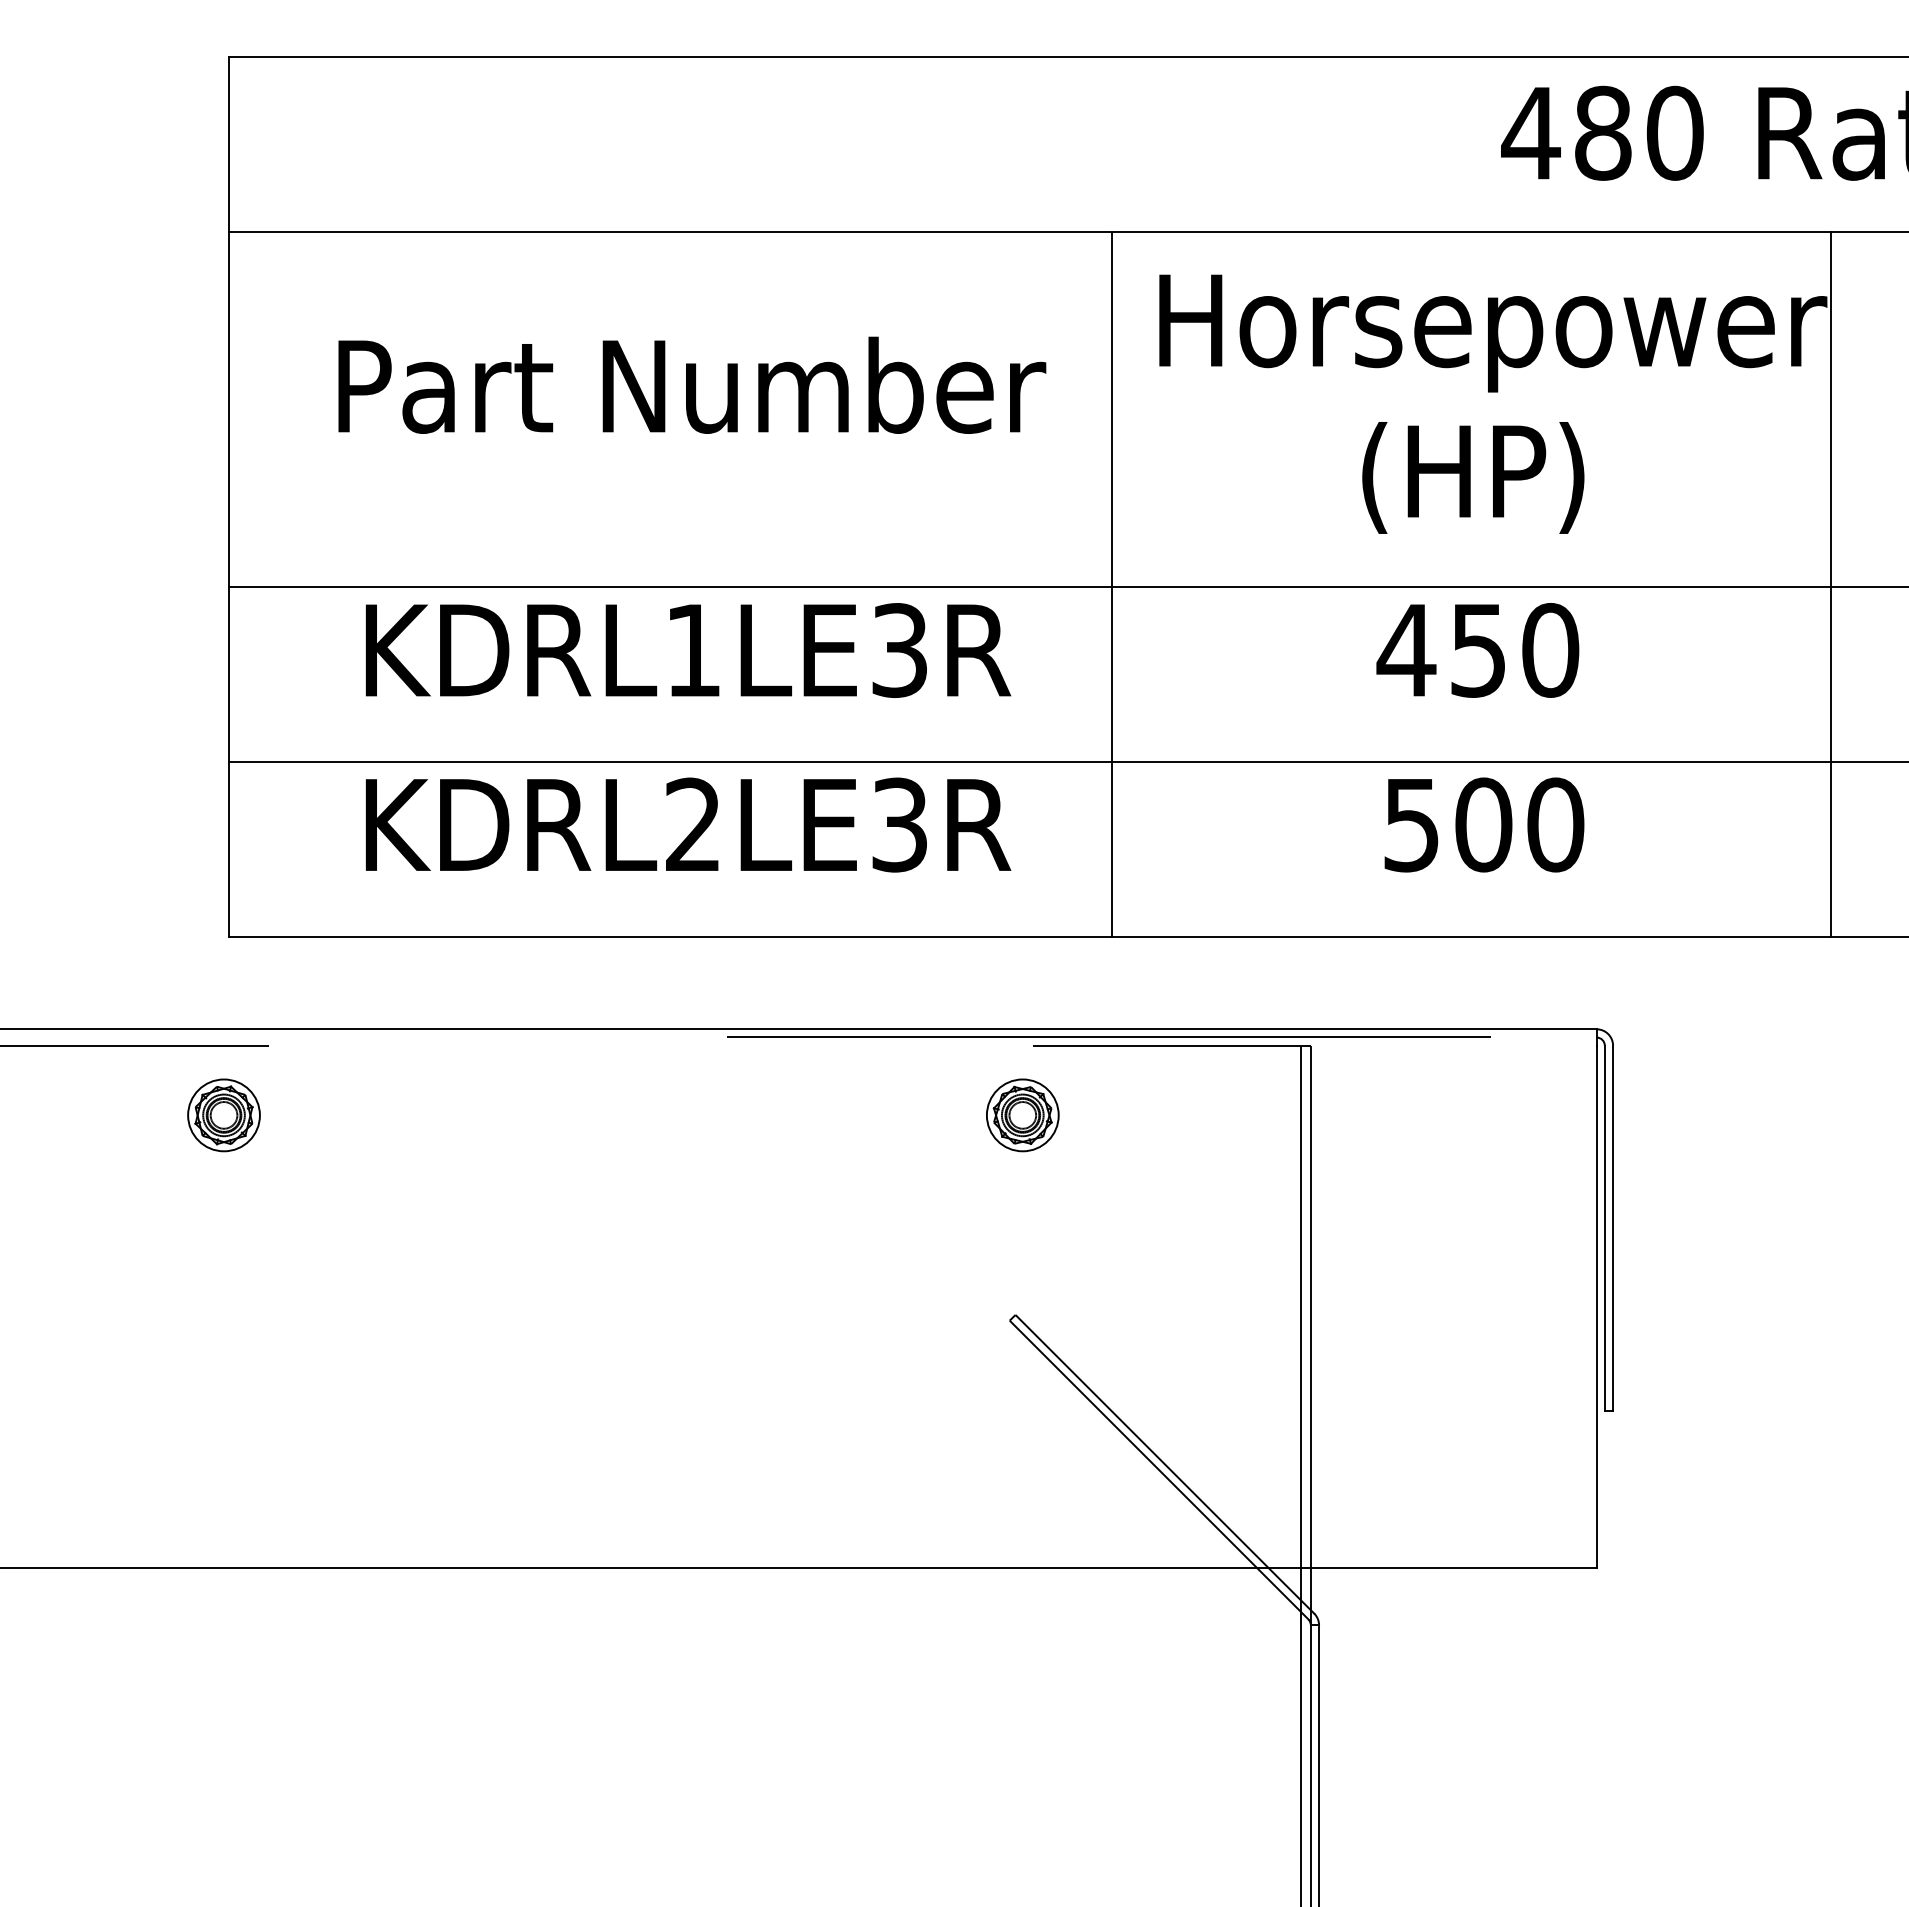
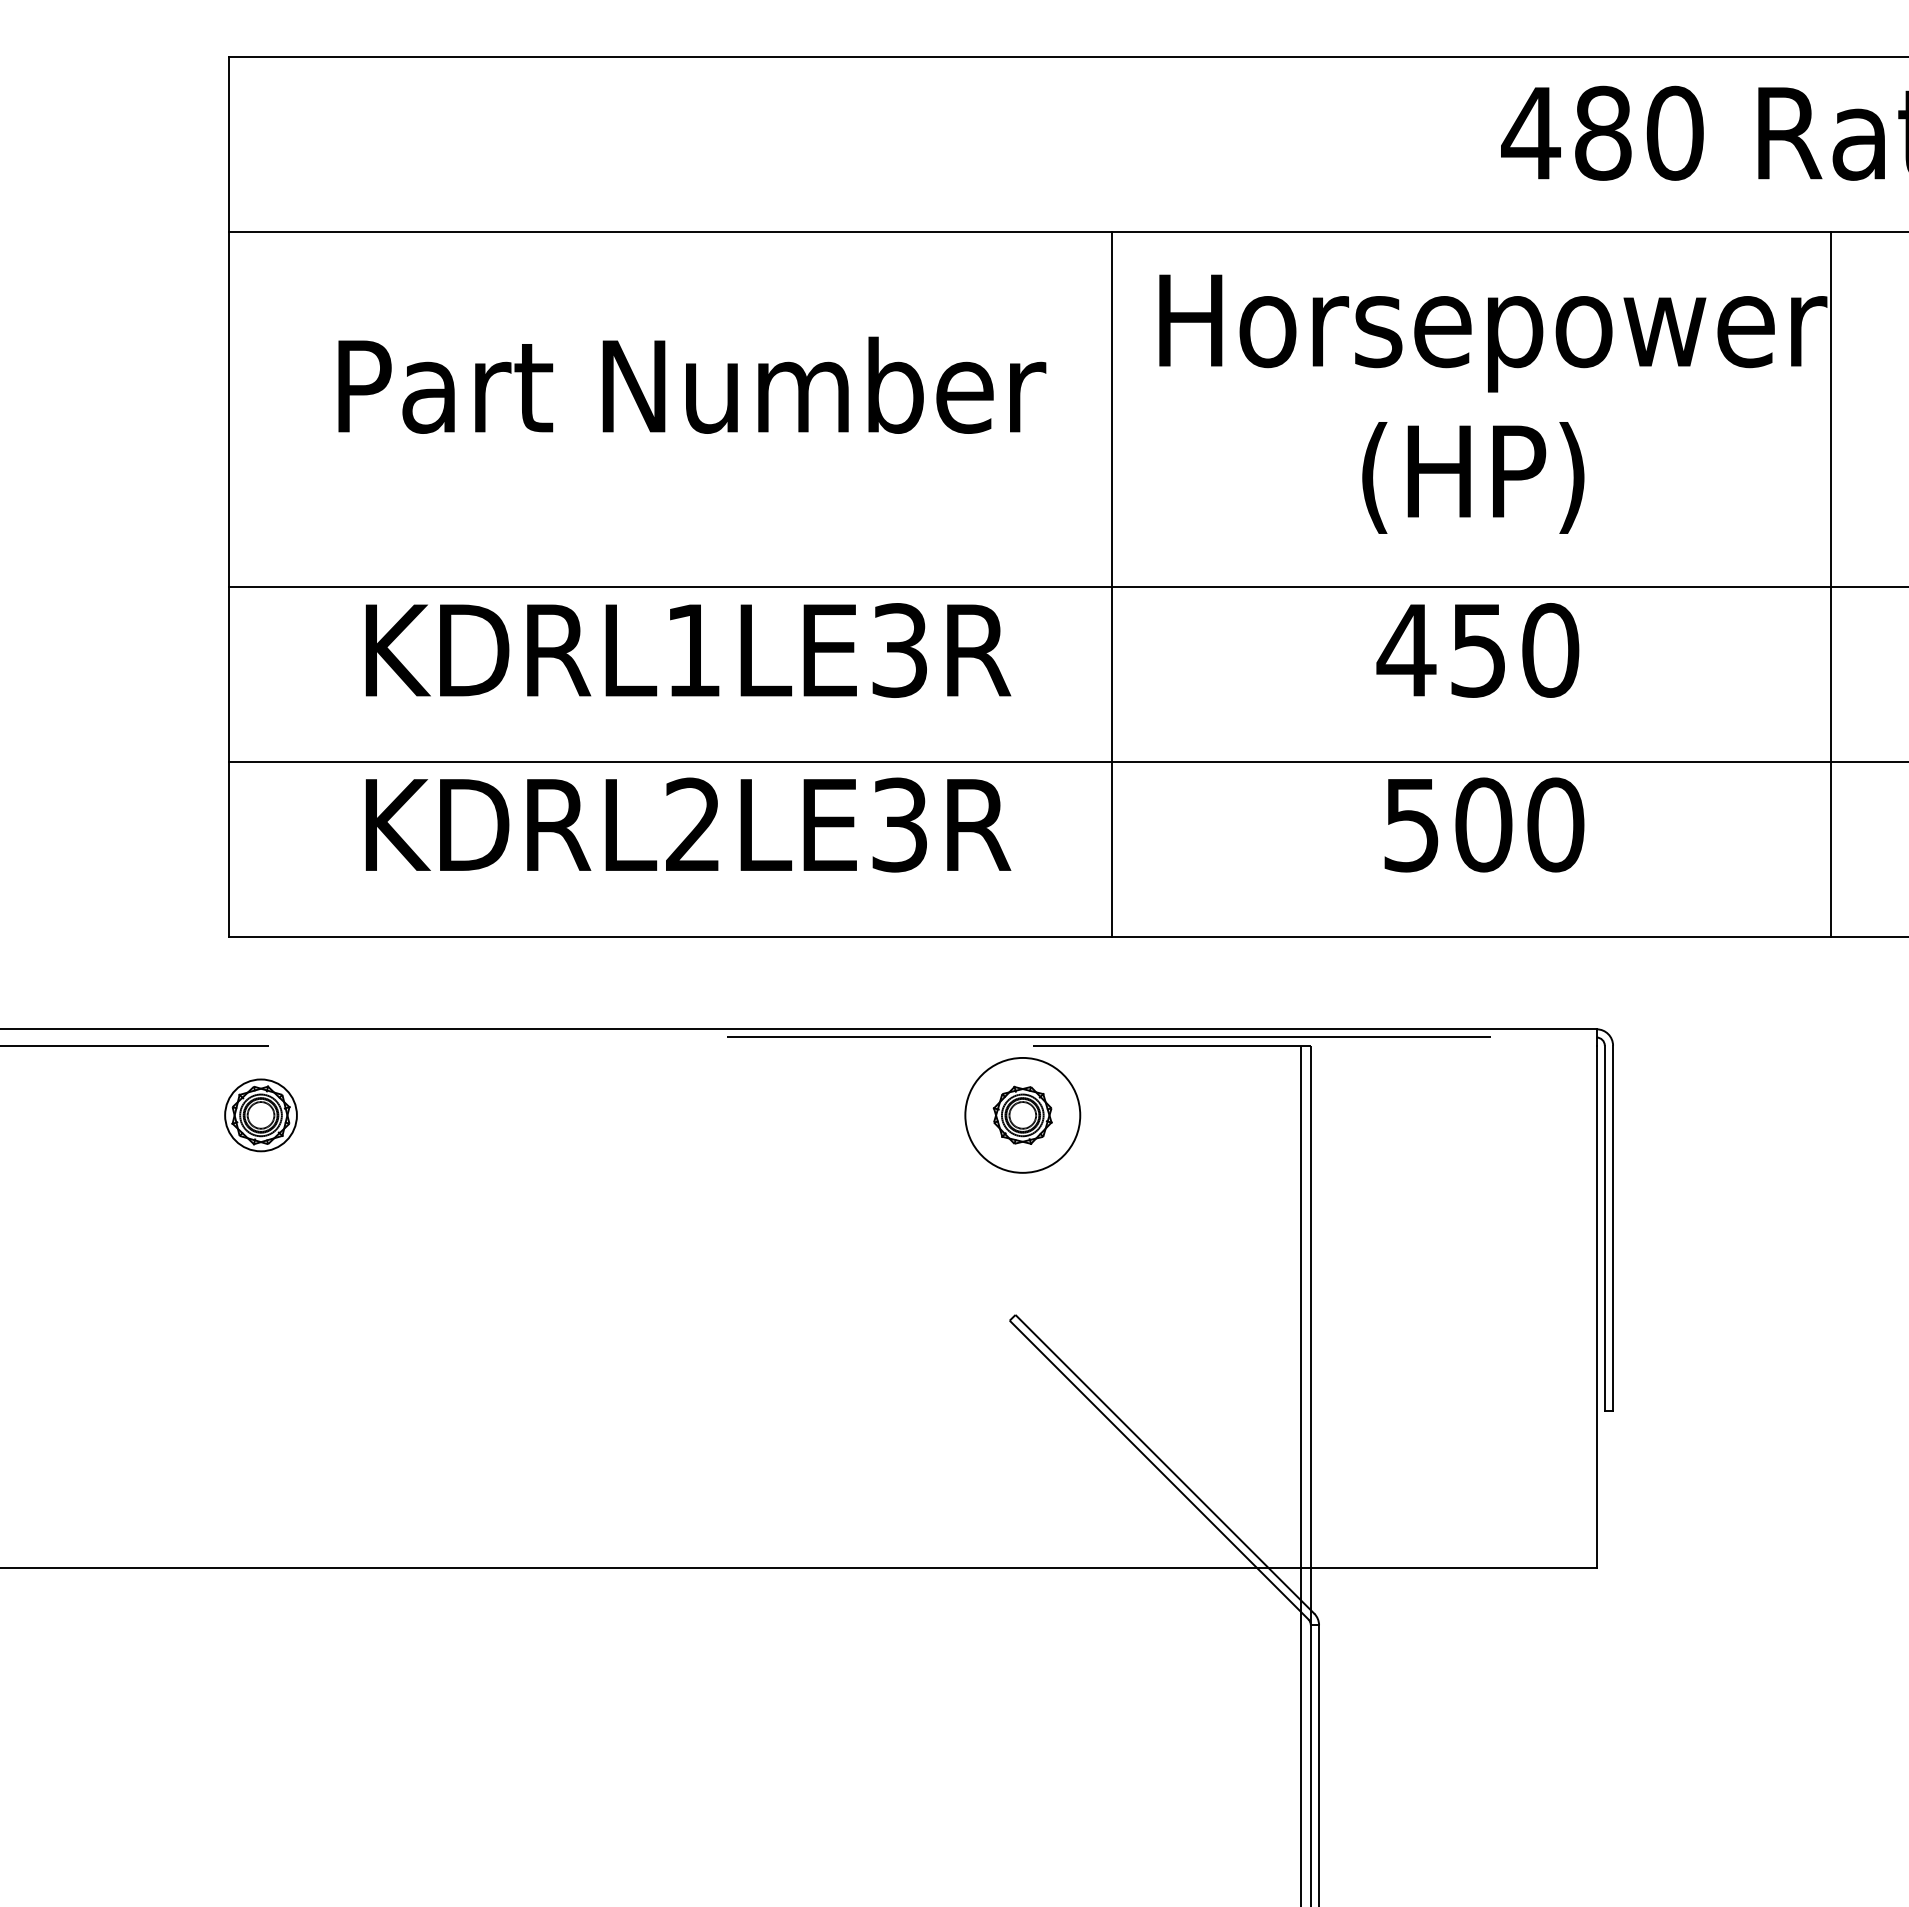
part position: (223, 1115) -> (260, 1115) (260, 1115)
circle diameter: 72 px -> 115 px (1022, 1114)
